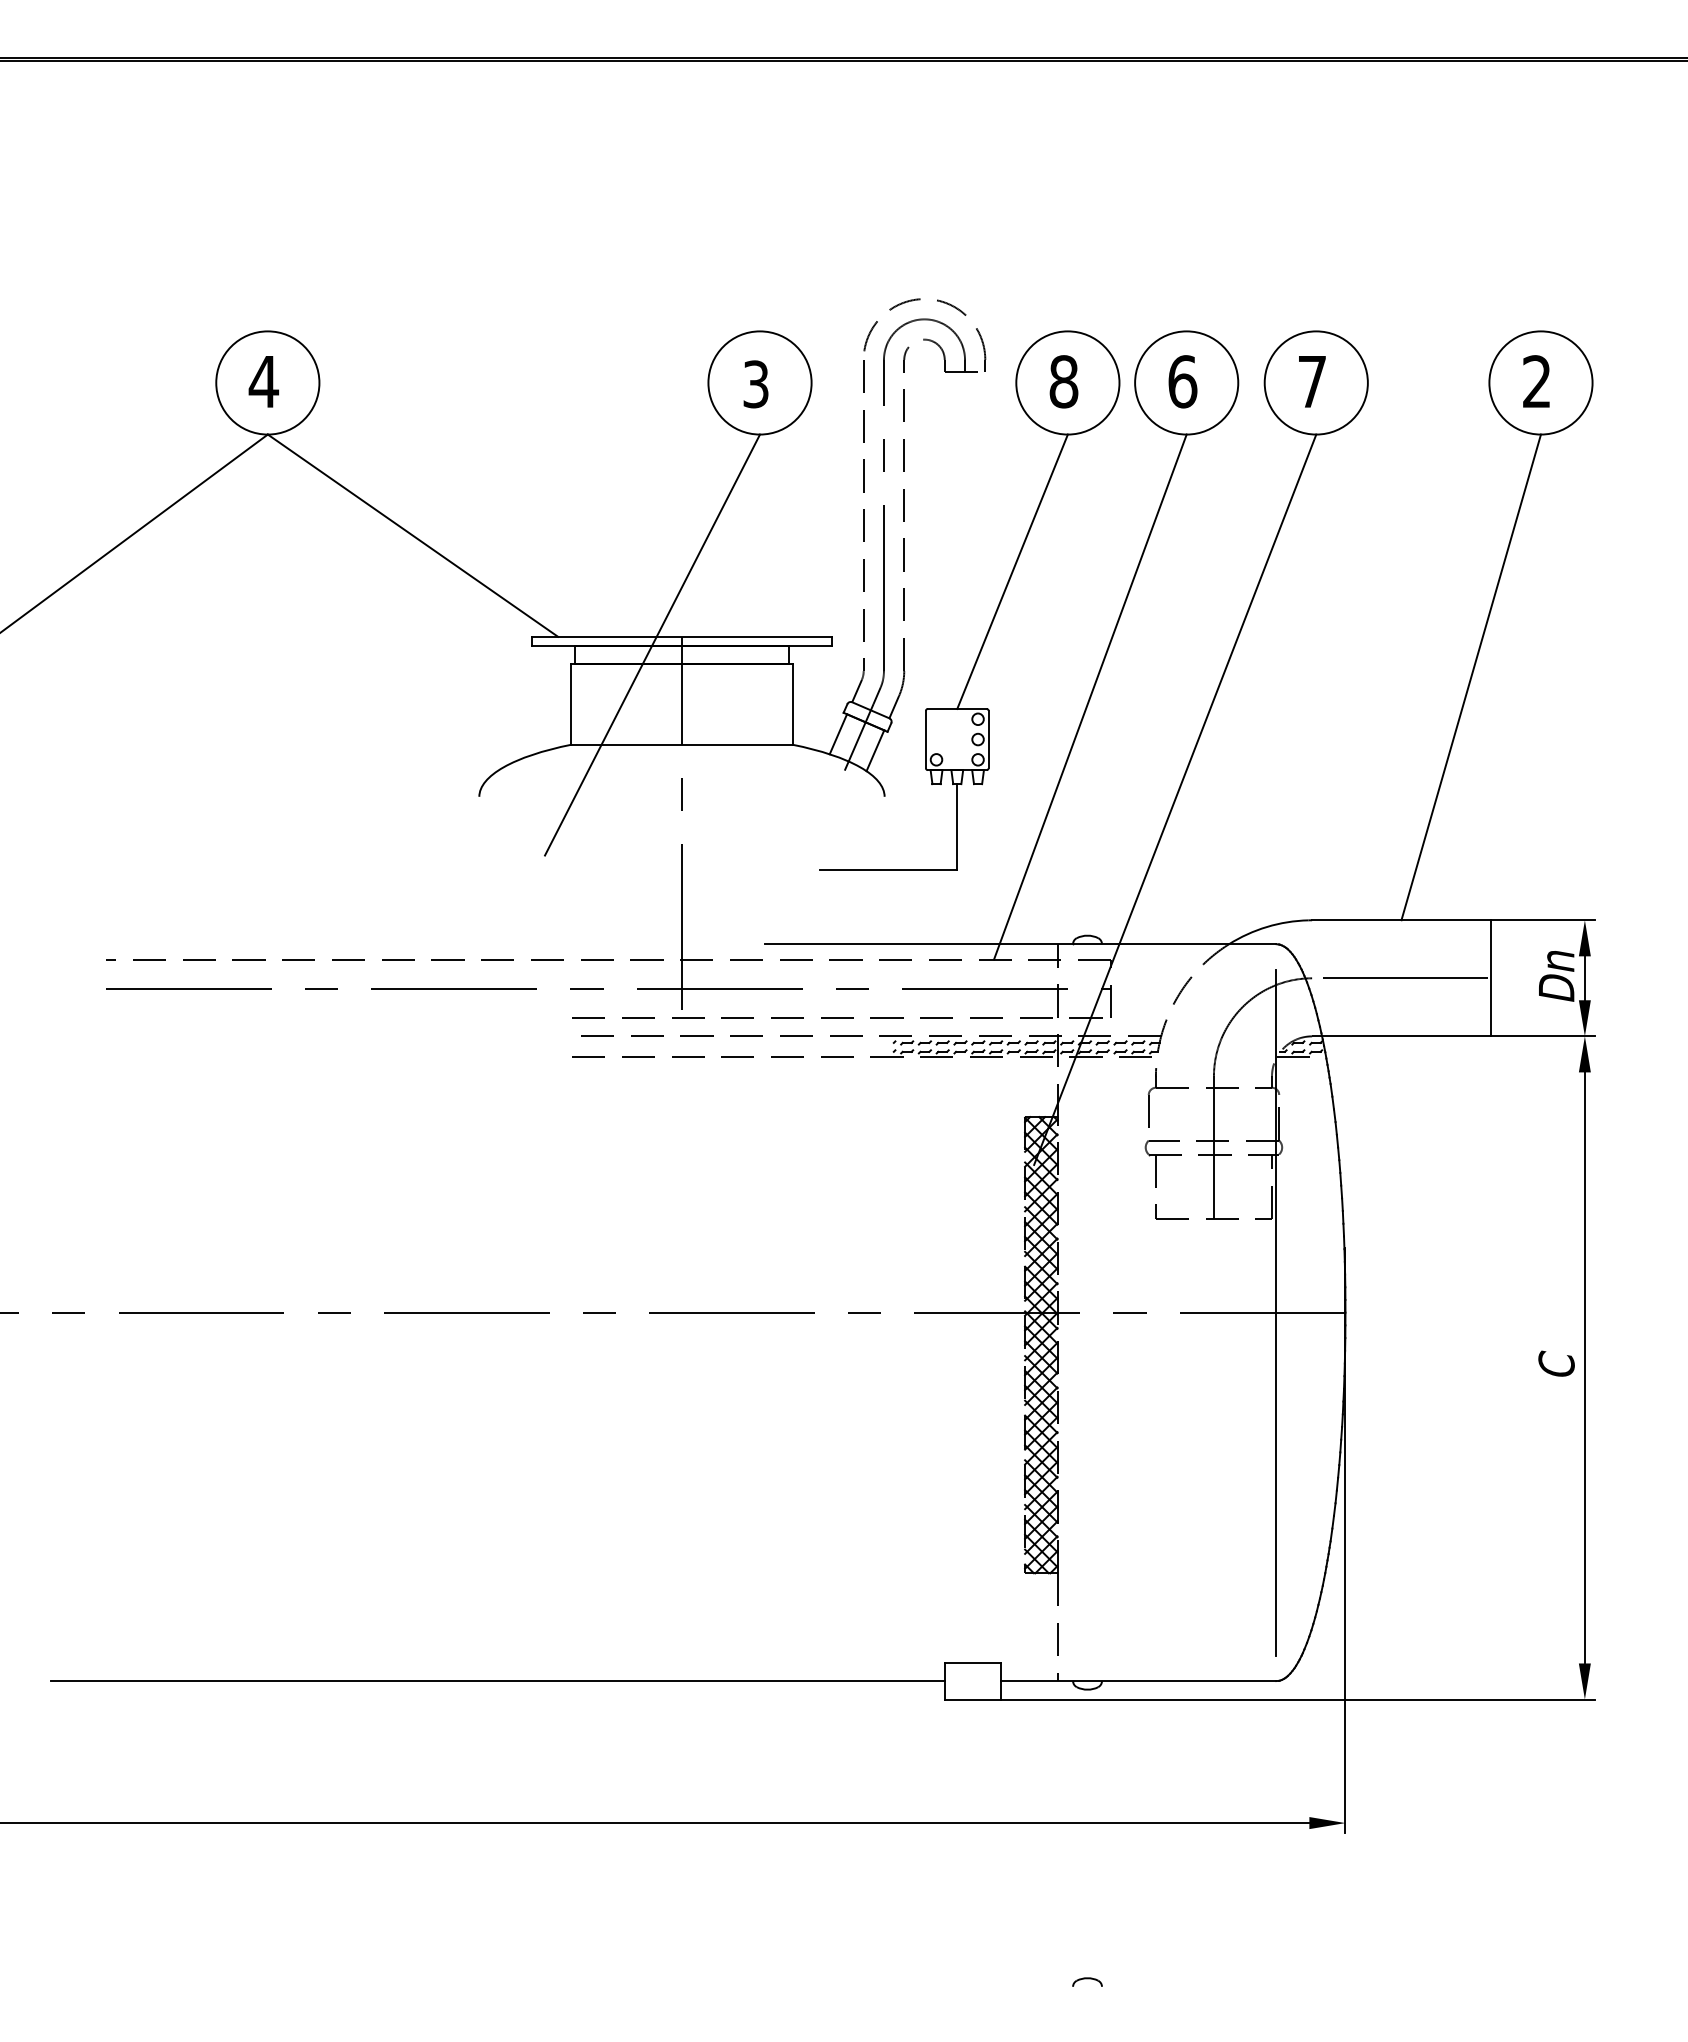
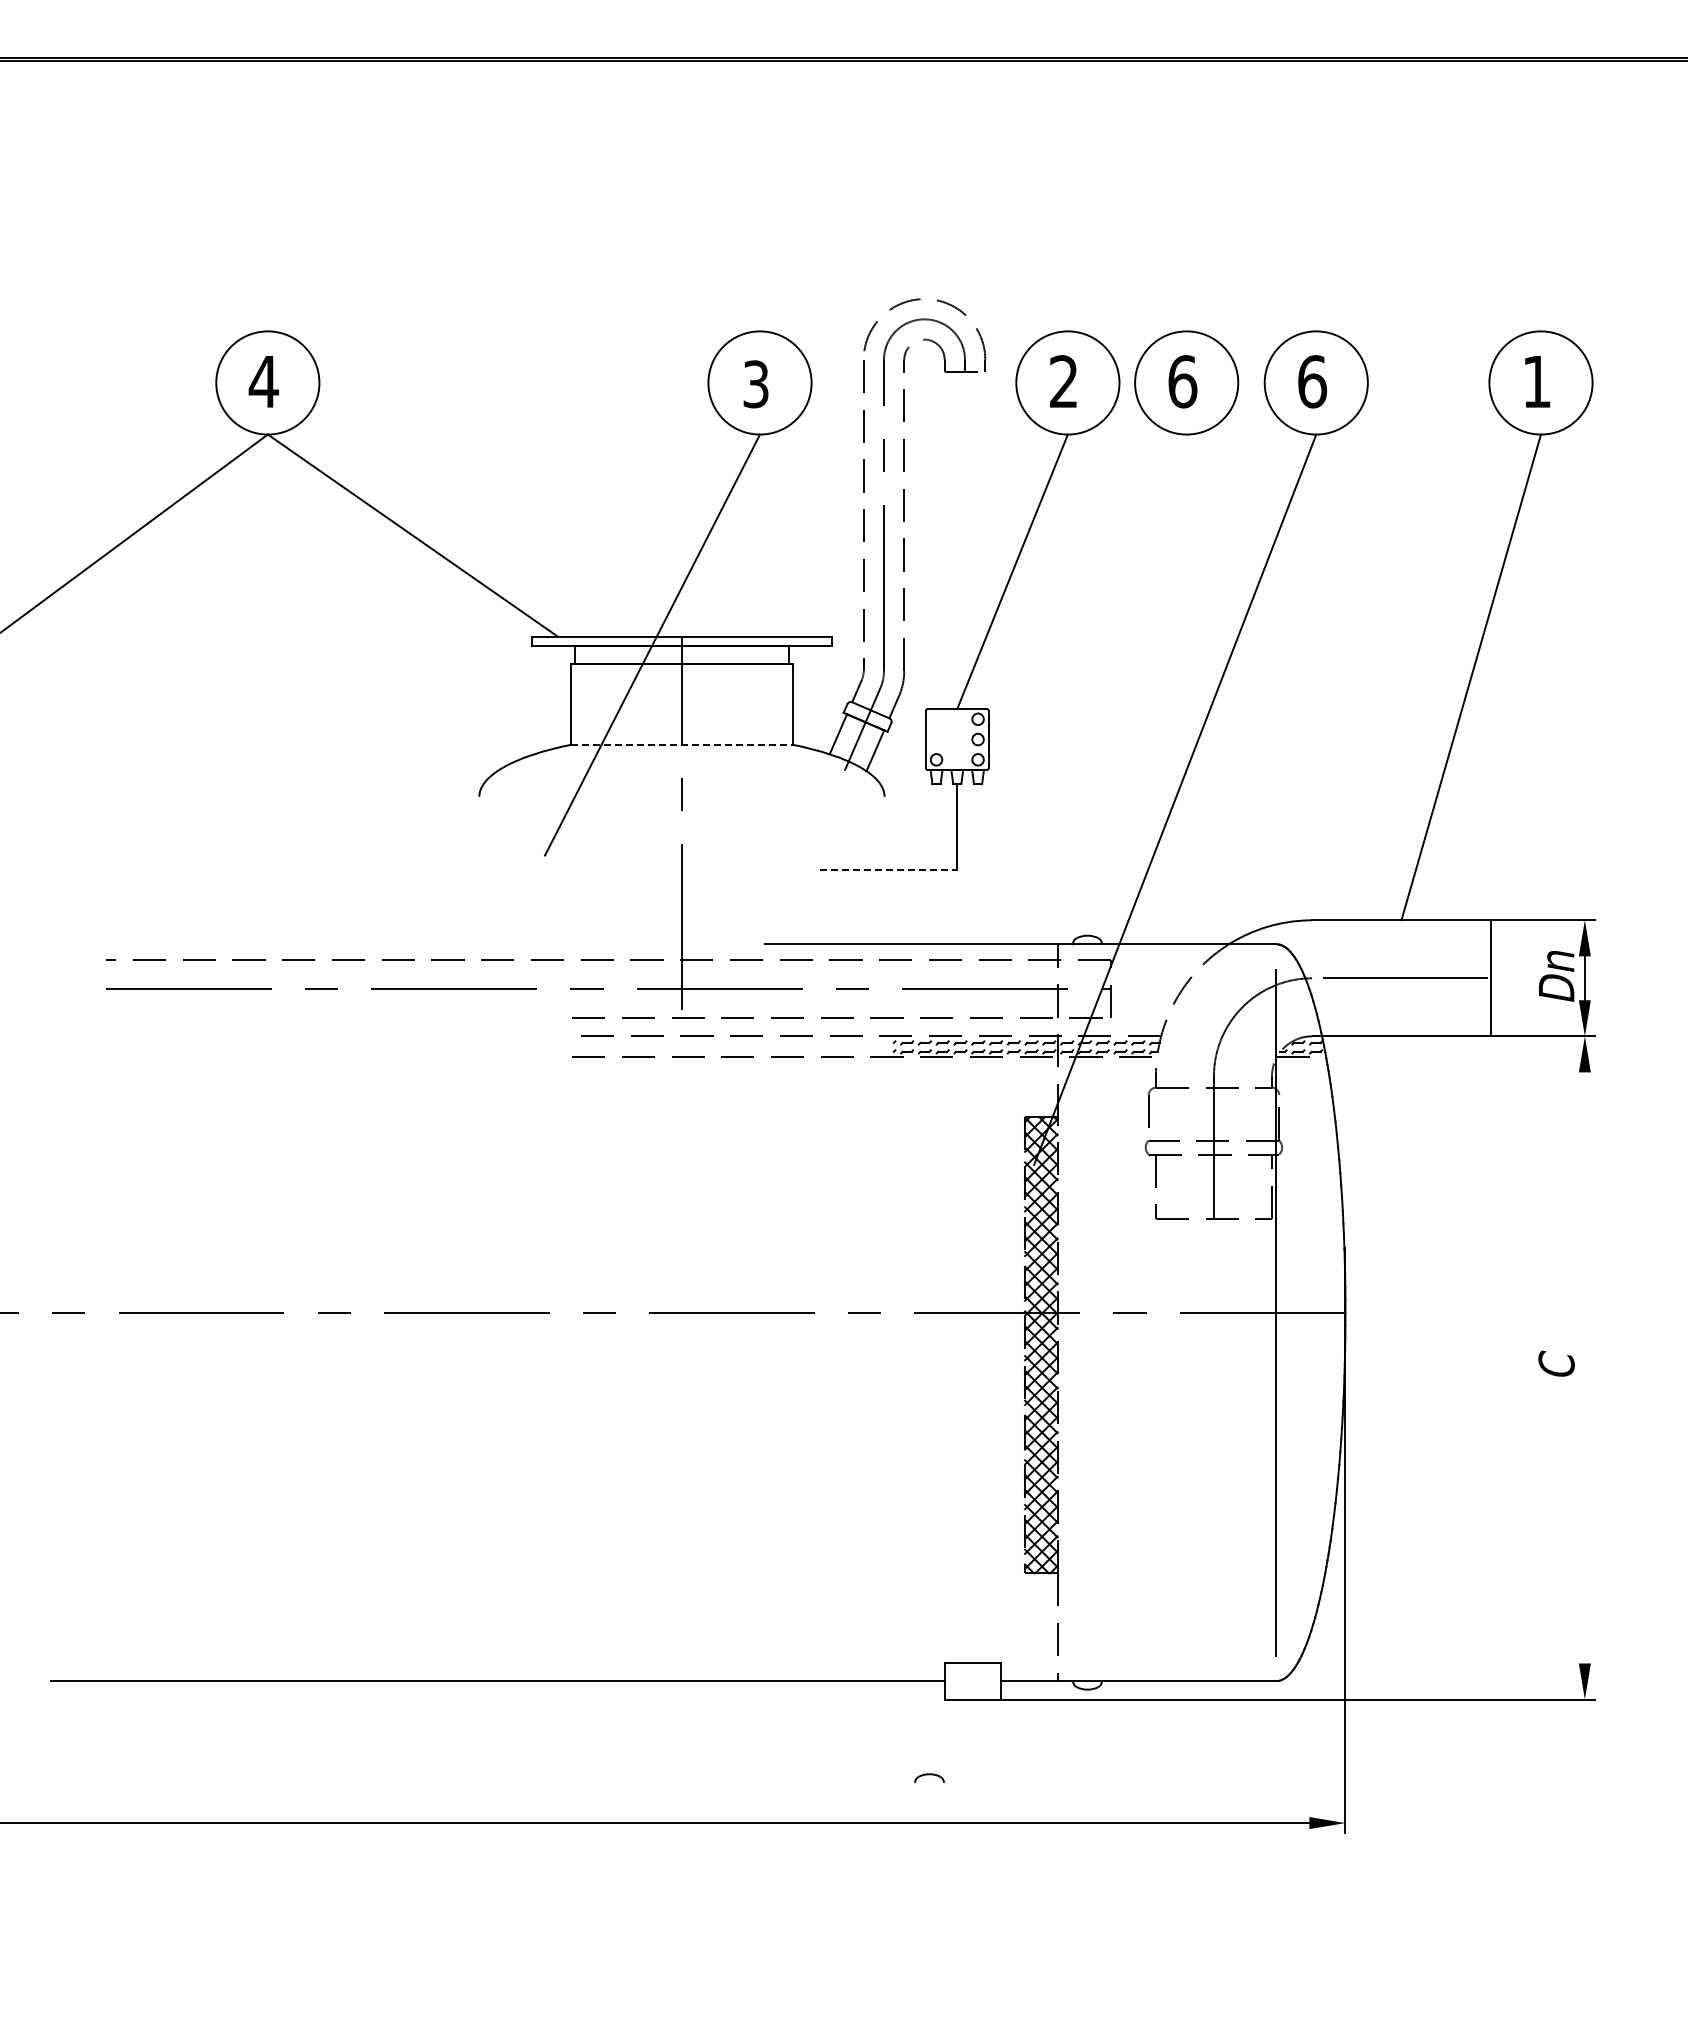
text: 8 -> 2 (1063, 381)
text: 7 -> 6 (1312, 381)
text: 2 -> 1 (1536, 381)
line: present -> none (1090, 696)
line: solid -> dashed (681, 744)
line: solid -> dashed (888, 869)
line: present -> none (1584, 1367)
part position: (1087, 1981) -> (929, 1777) (929, 1777)
